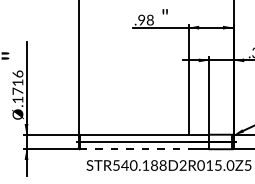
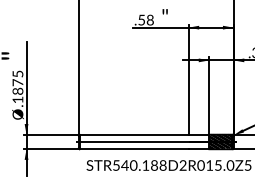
text: .98 -> .58 (141, 19)
text: .1716 -> .1875 (17, 82)
hatch: none -> present (221, 141)
line: dashed -> solid (134, 149)
